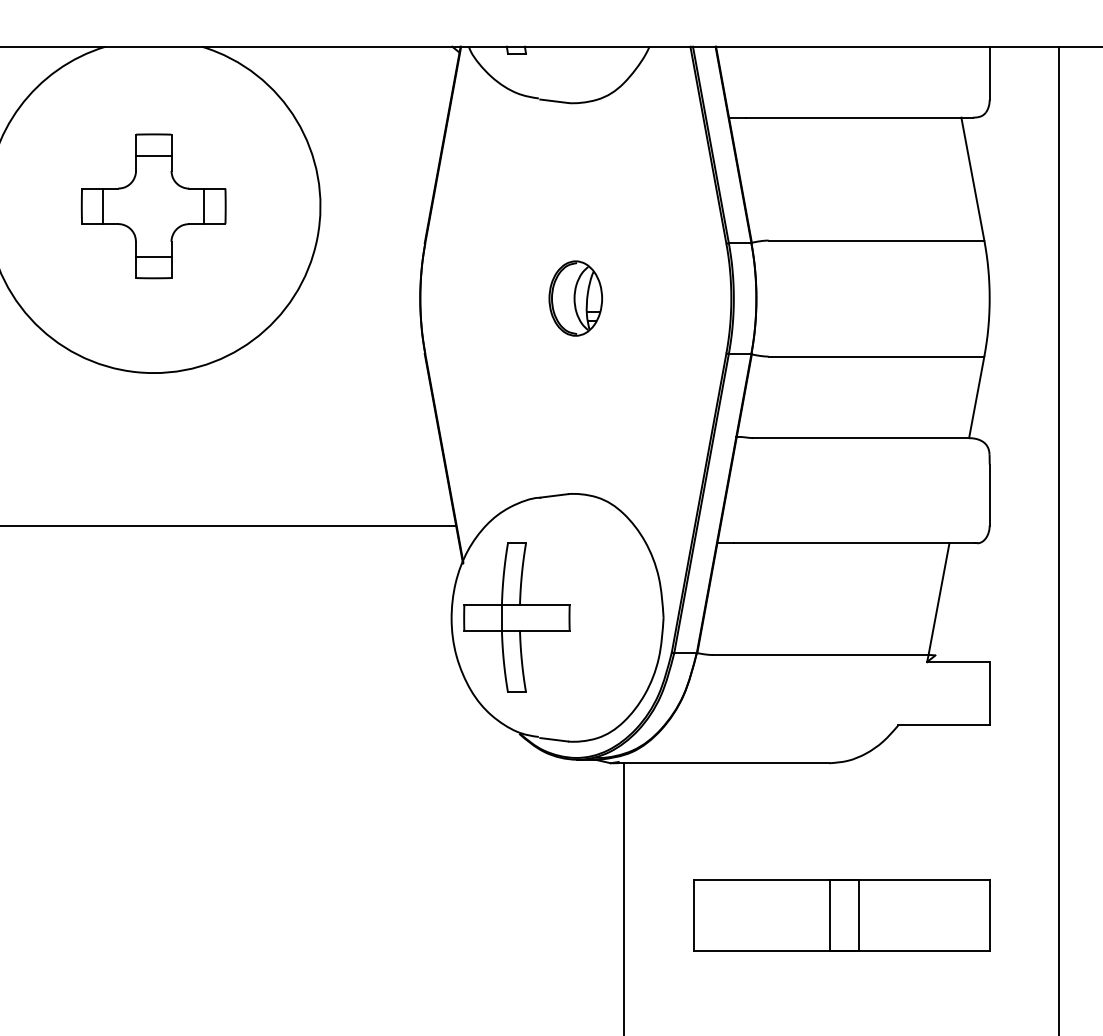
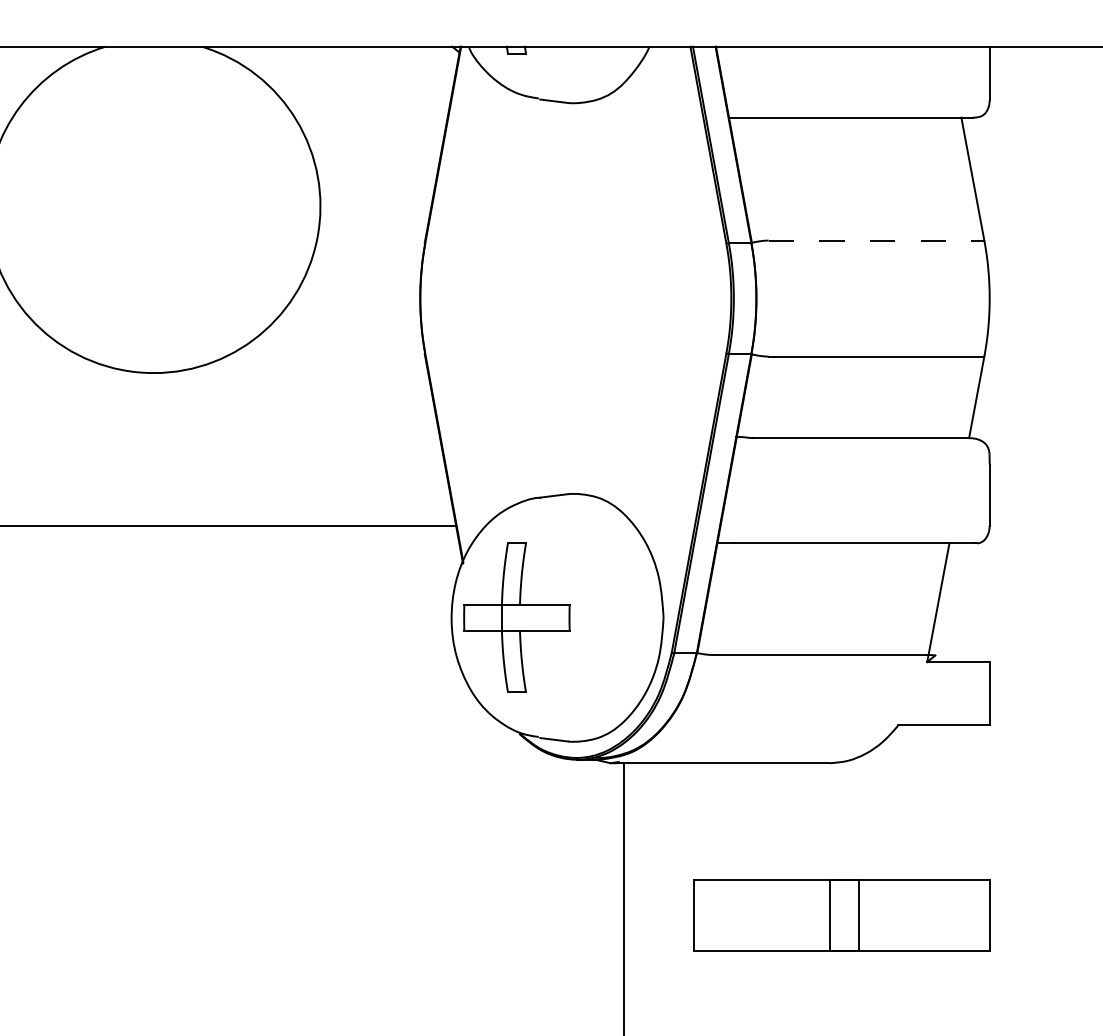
part: present -> none (153, 206)
line: solid -> dashed (876, 240)
part: present -> none (575, 298)
line: present -> none (1058, 539)
